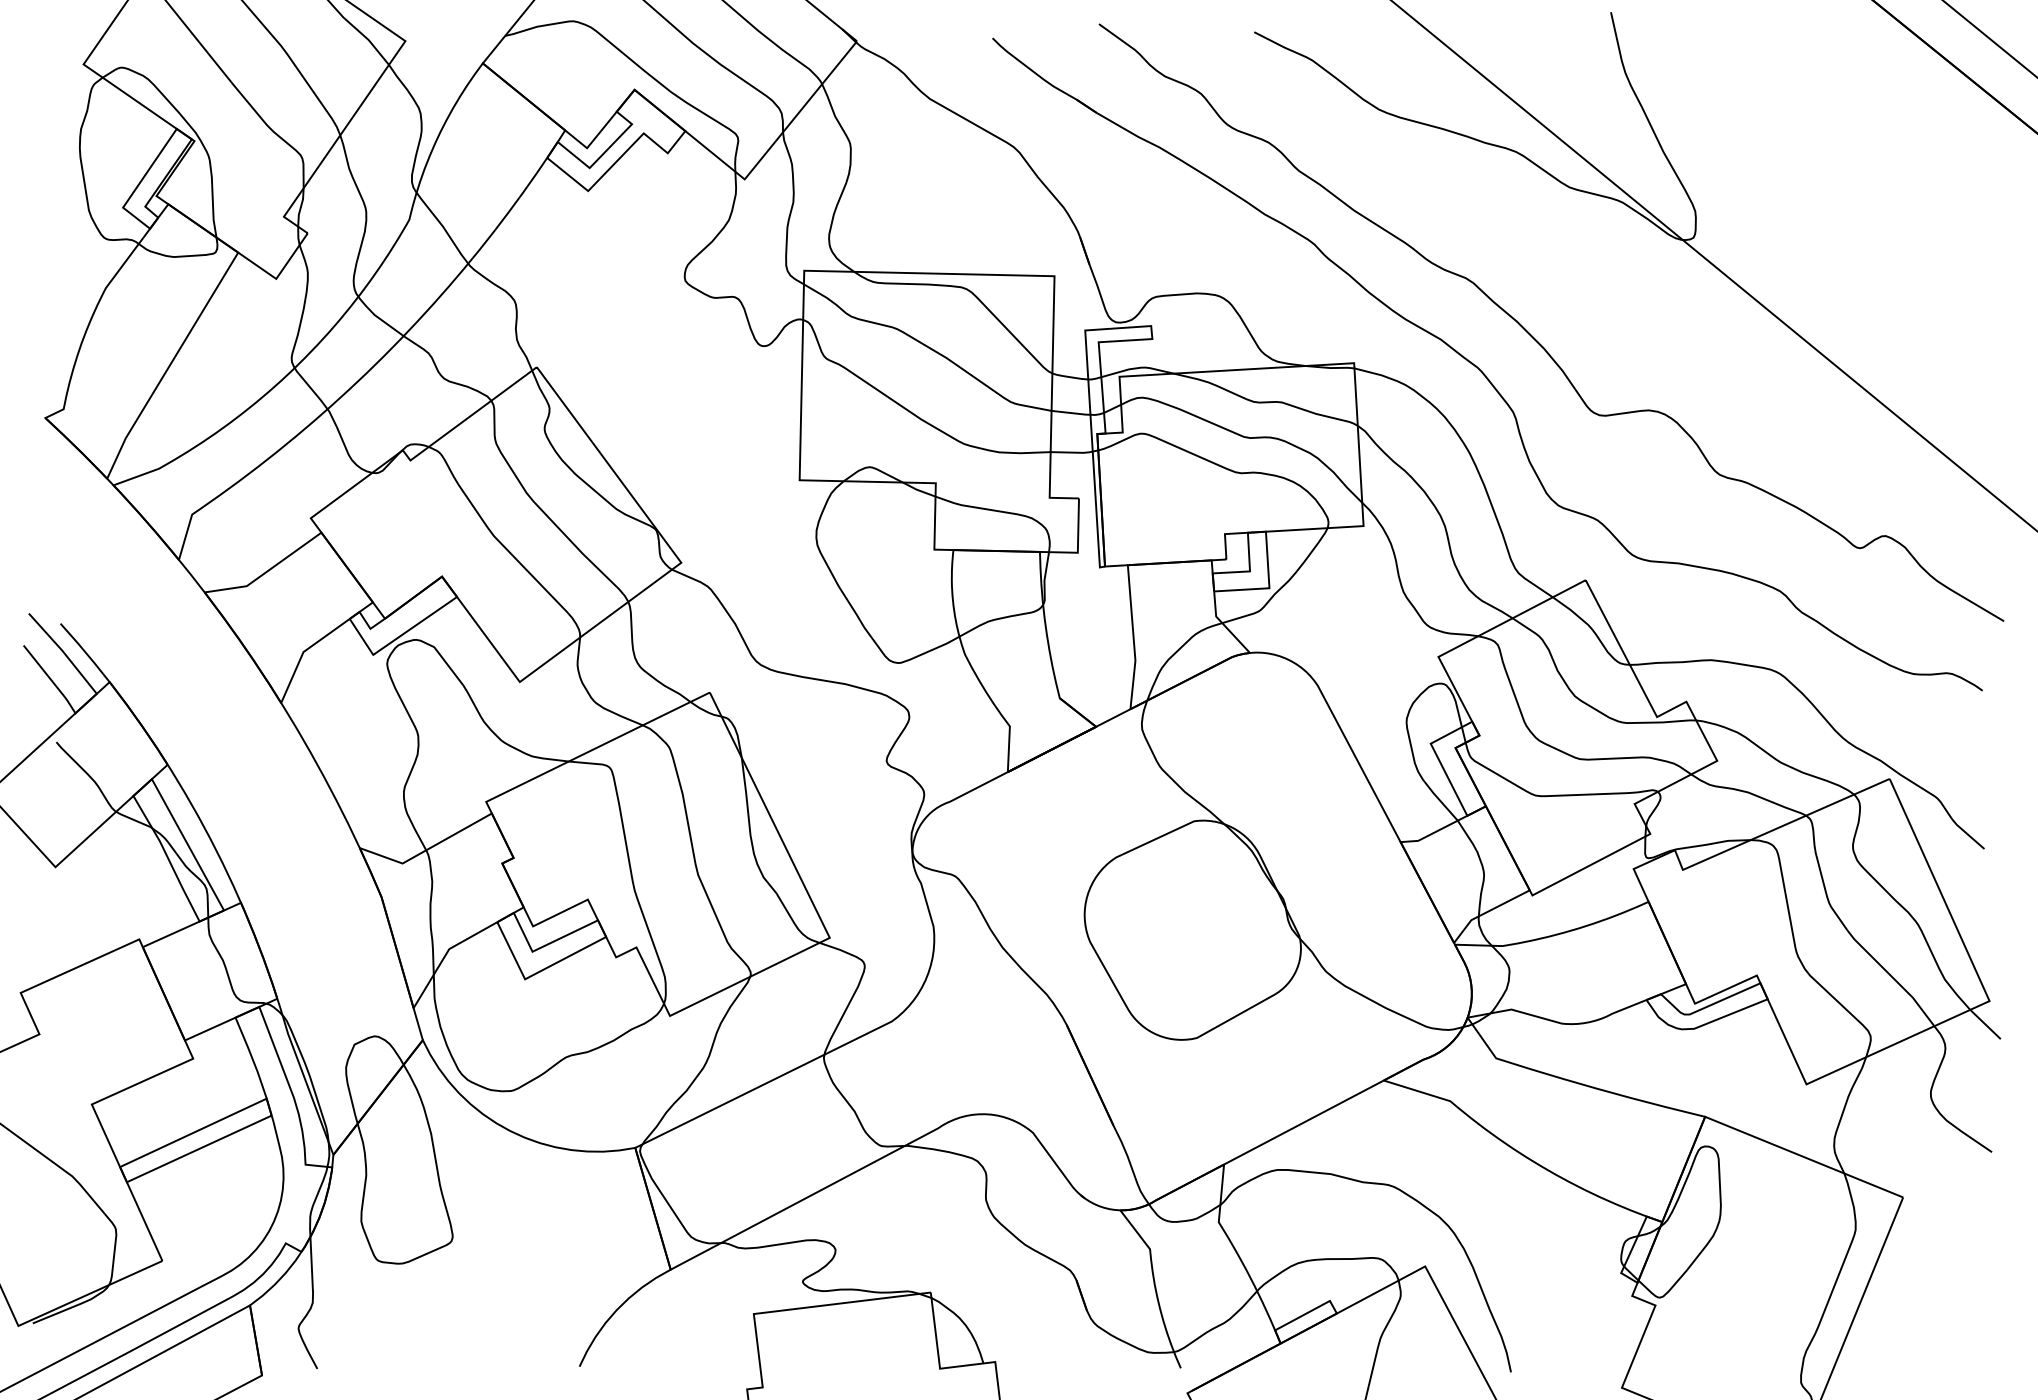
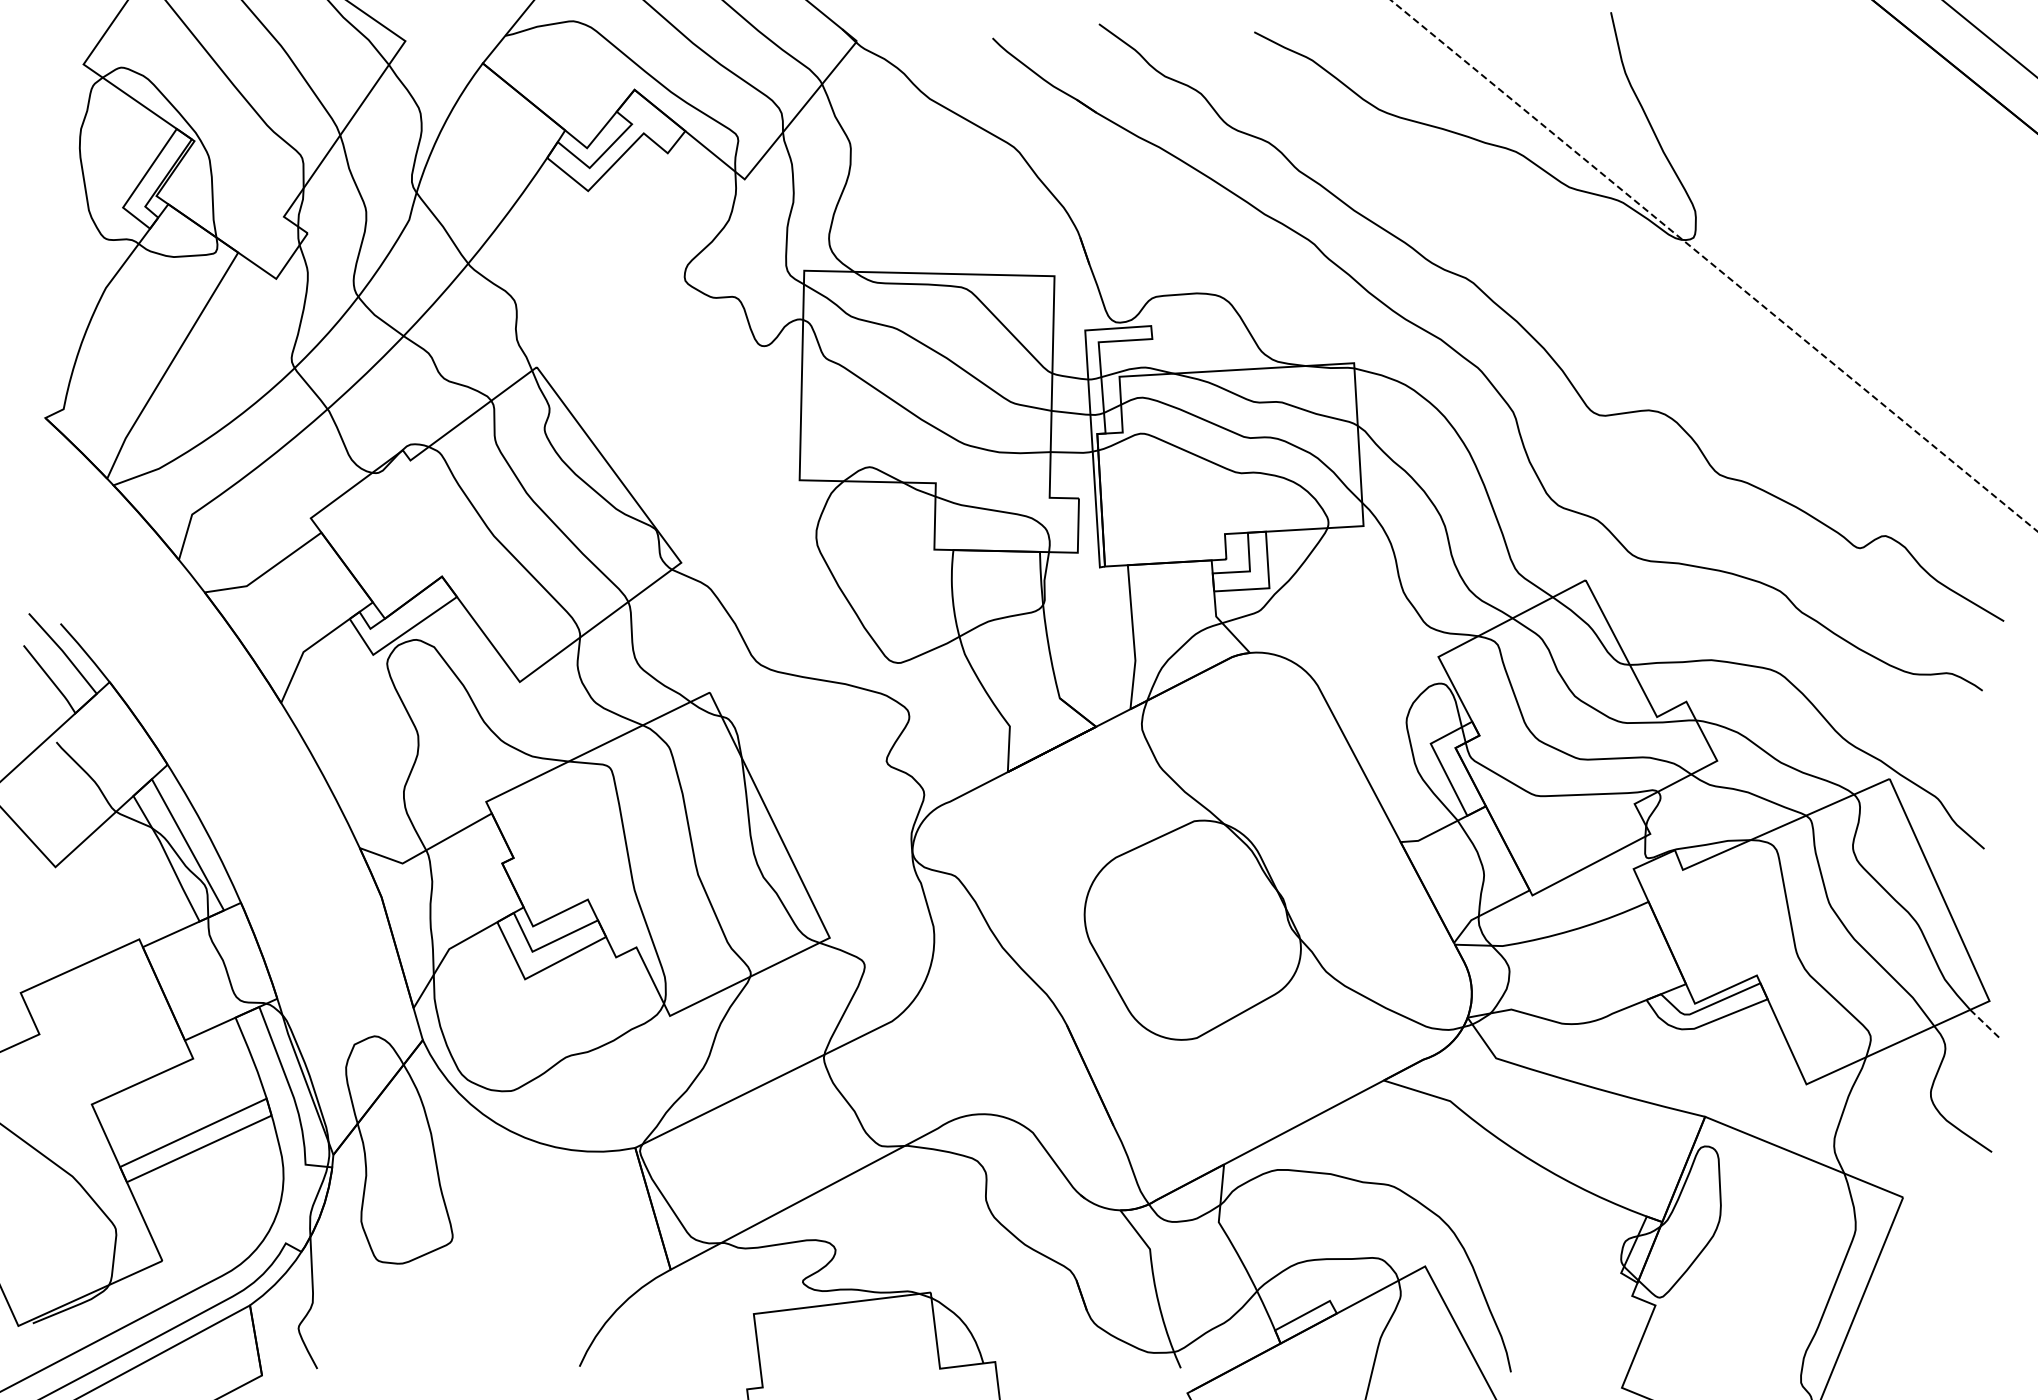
line: solid -> dashed (1713, 265)
line: solid -> dashed (1985, 1024)
